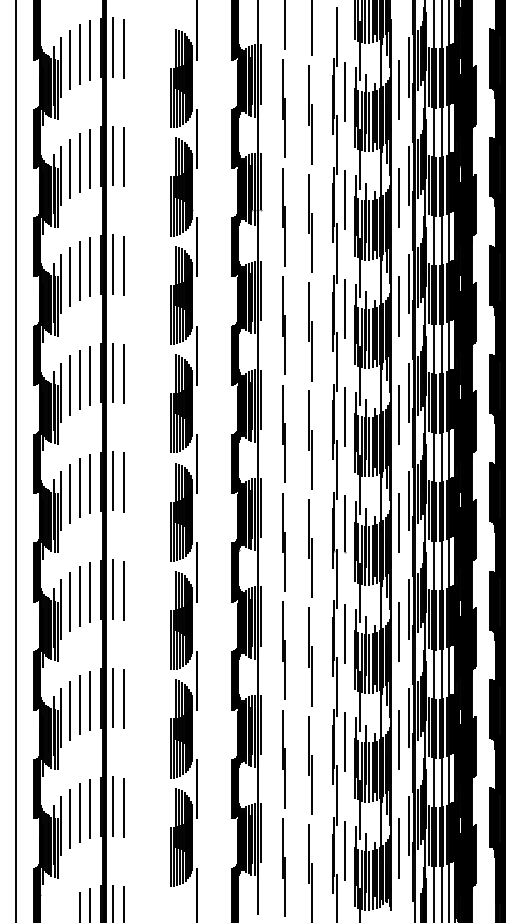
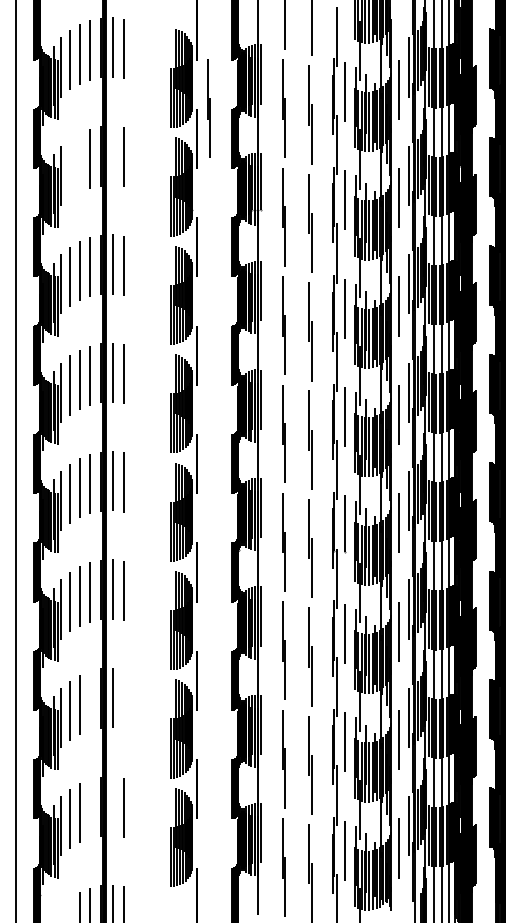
part: none -> present (208, 108)
line: present -> none (112, 155)
line: present -> none (79, 162)
line: present -> none (69, 168)
line: present -> none (123, 698)
line: present -> none (89, 700)
line: present -> none (112, 806)
line: present -> none (90, 809)
